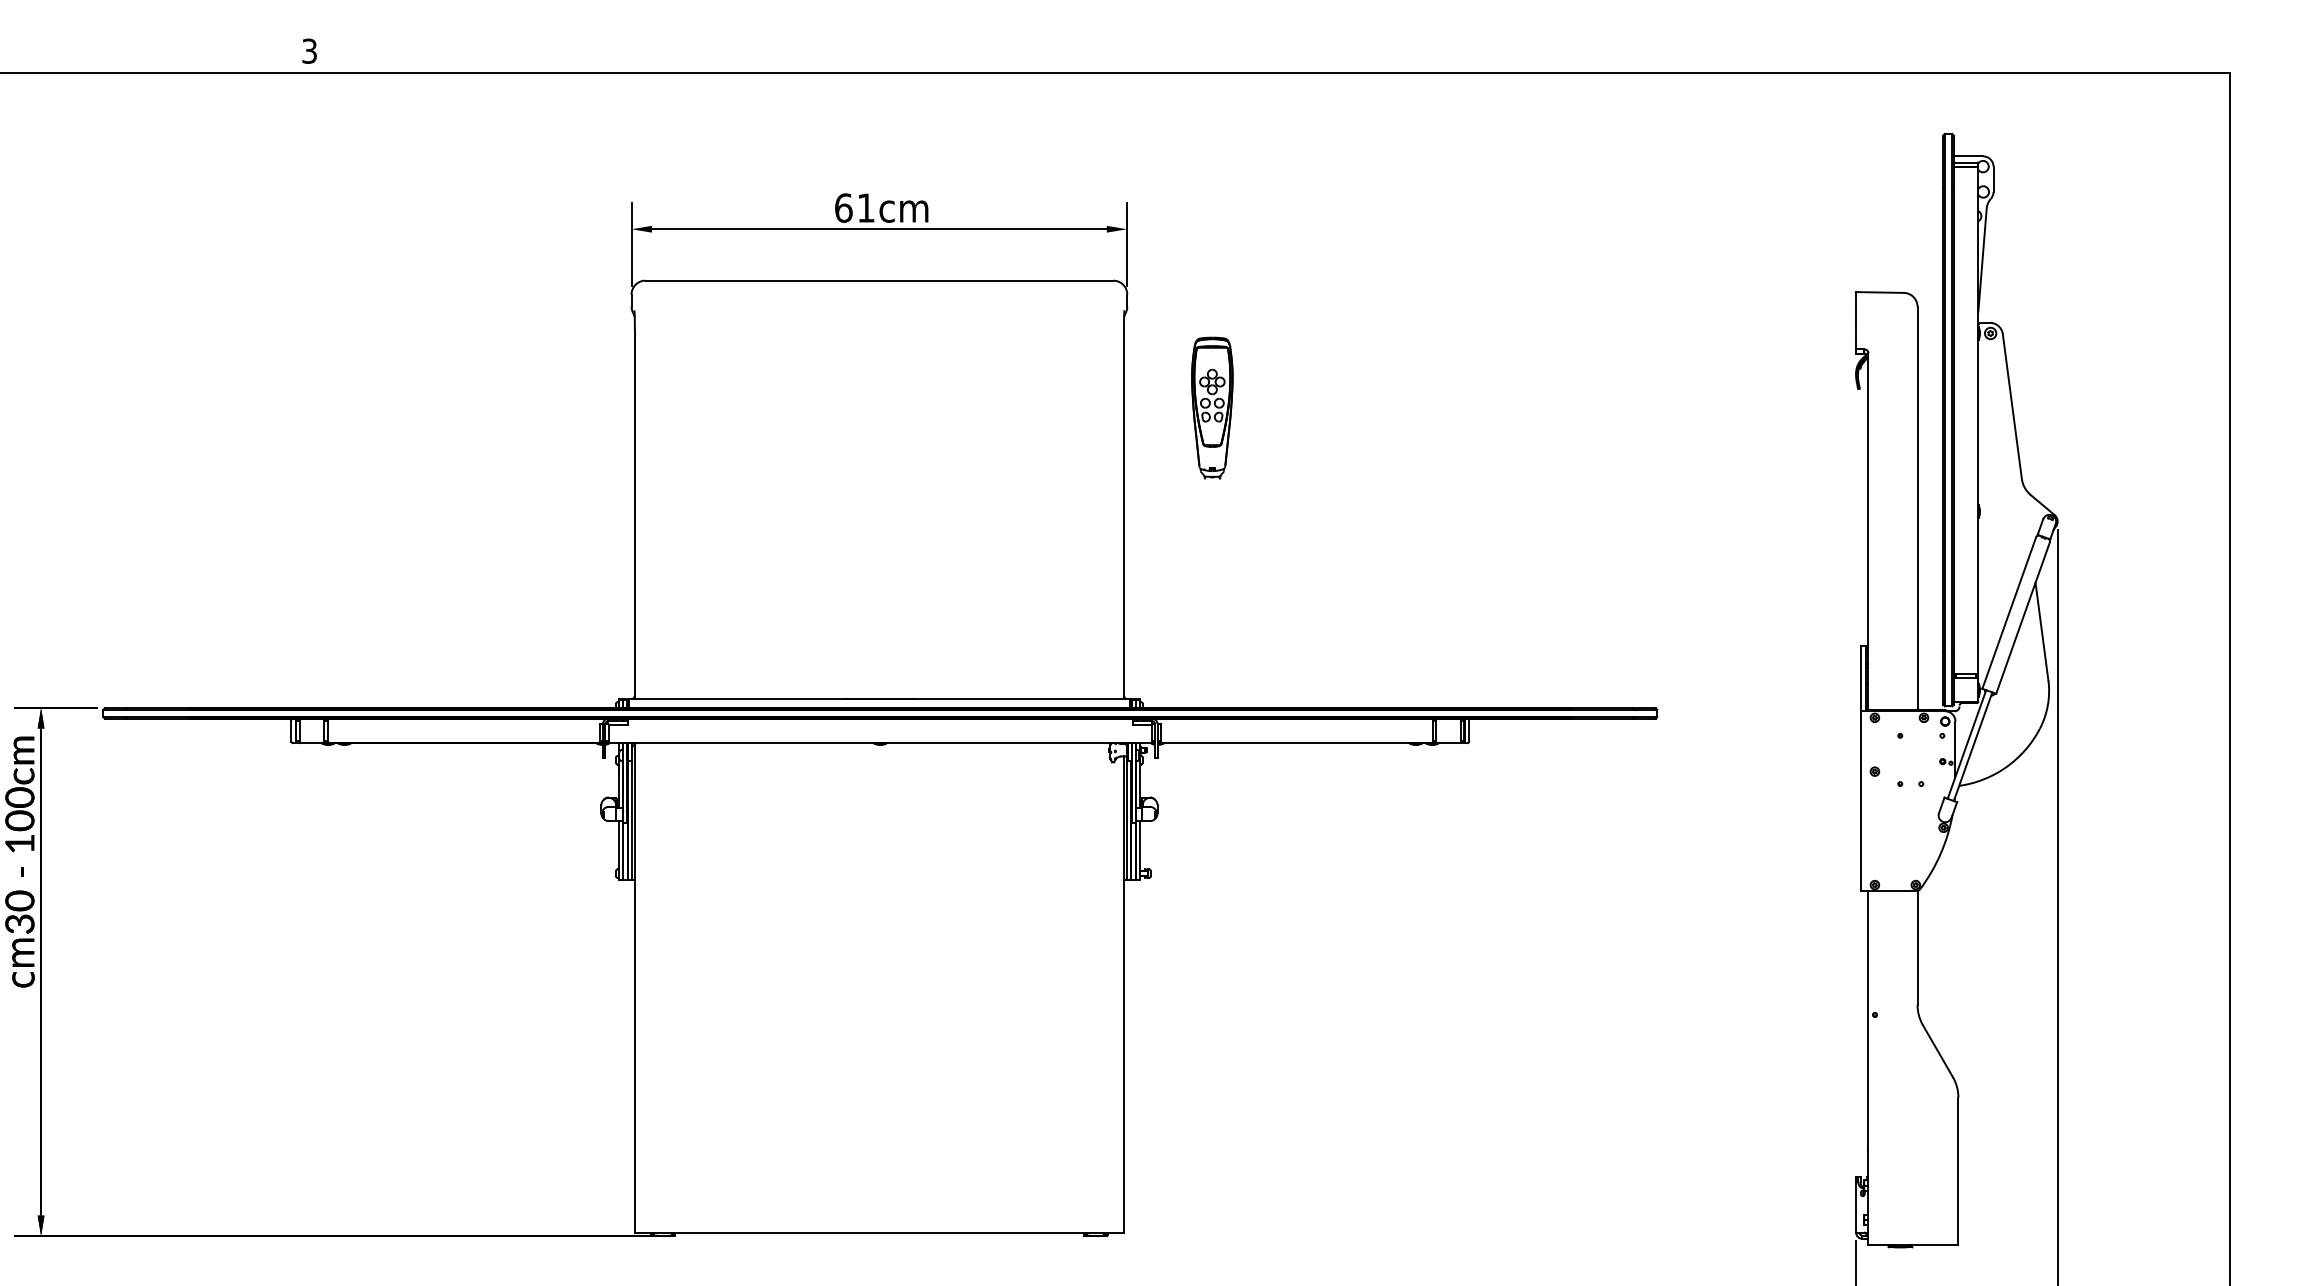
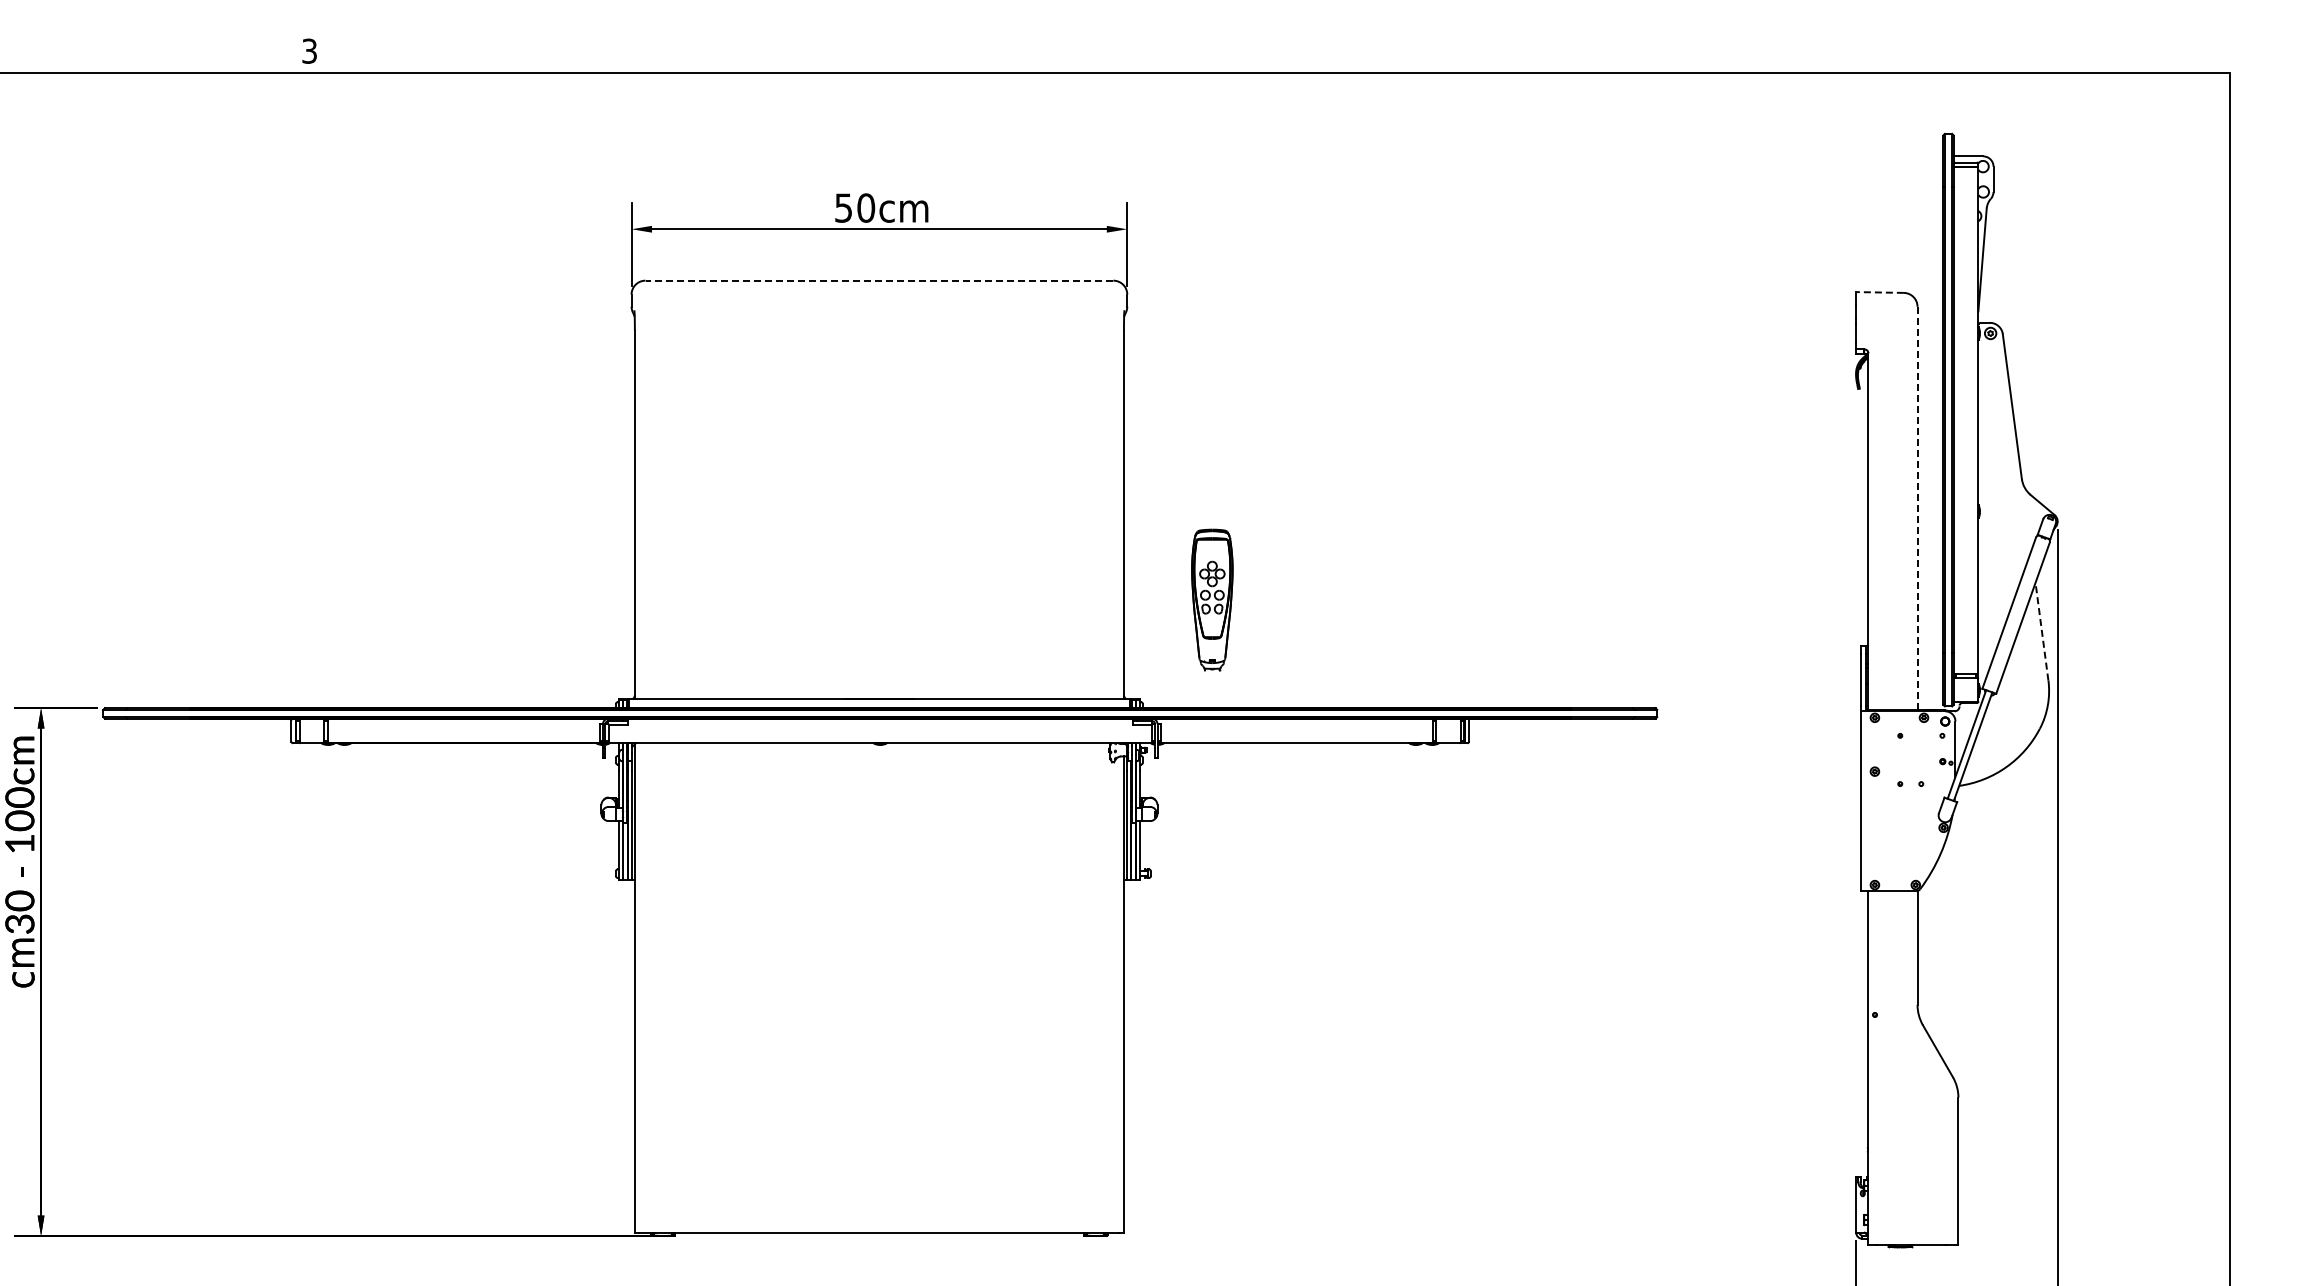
text: 61cm -> 50cm (855, 207)
line: solid -> dashed (879, 280)
line: solid -> dashed (1880, 292)
part position: (1212, 407) -> (1212, 599) (1212, 599)
line: solid -> dashed (1917, 508)
line: solid -> dashed (2041, 631)
